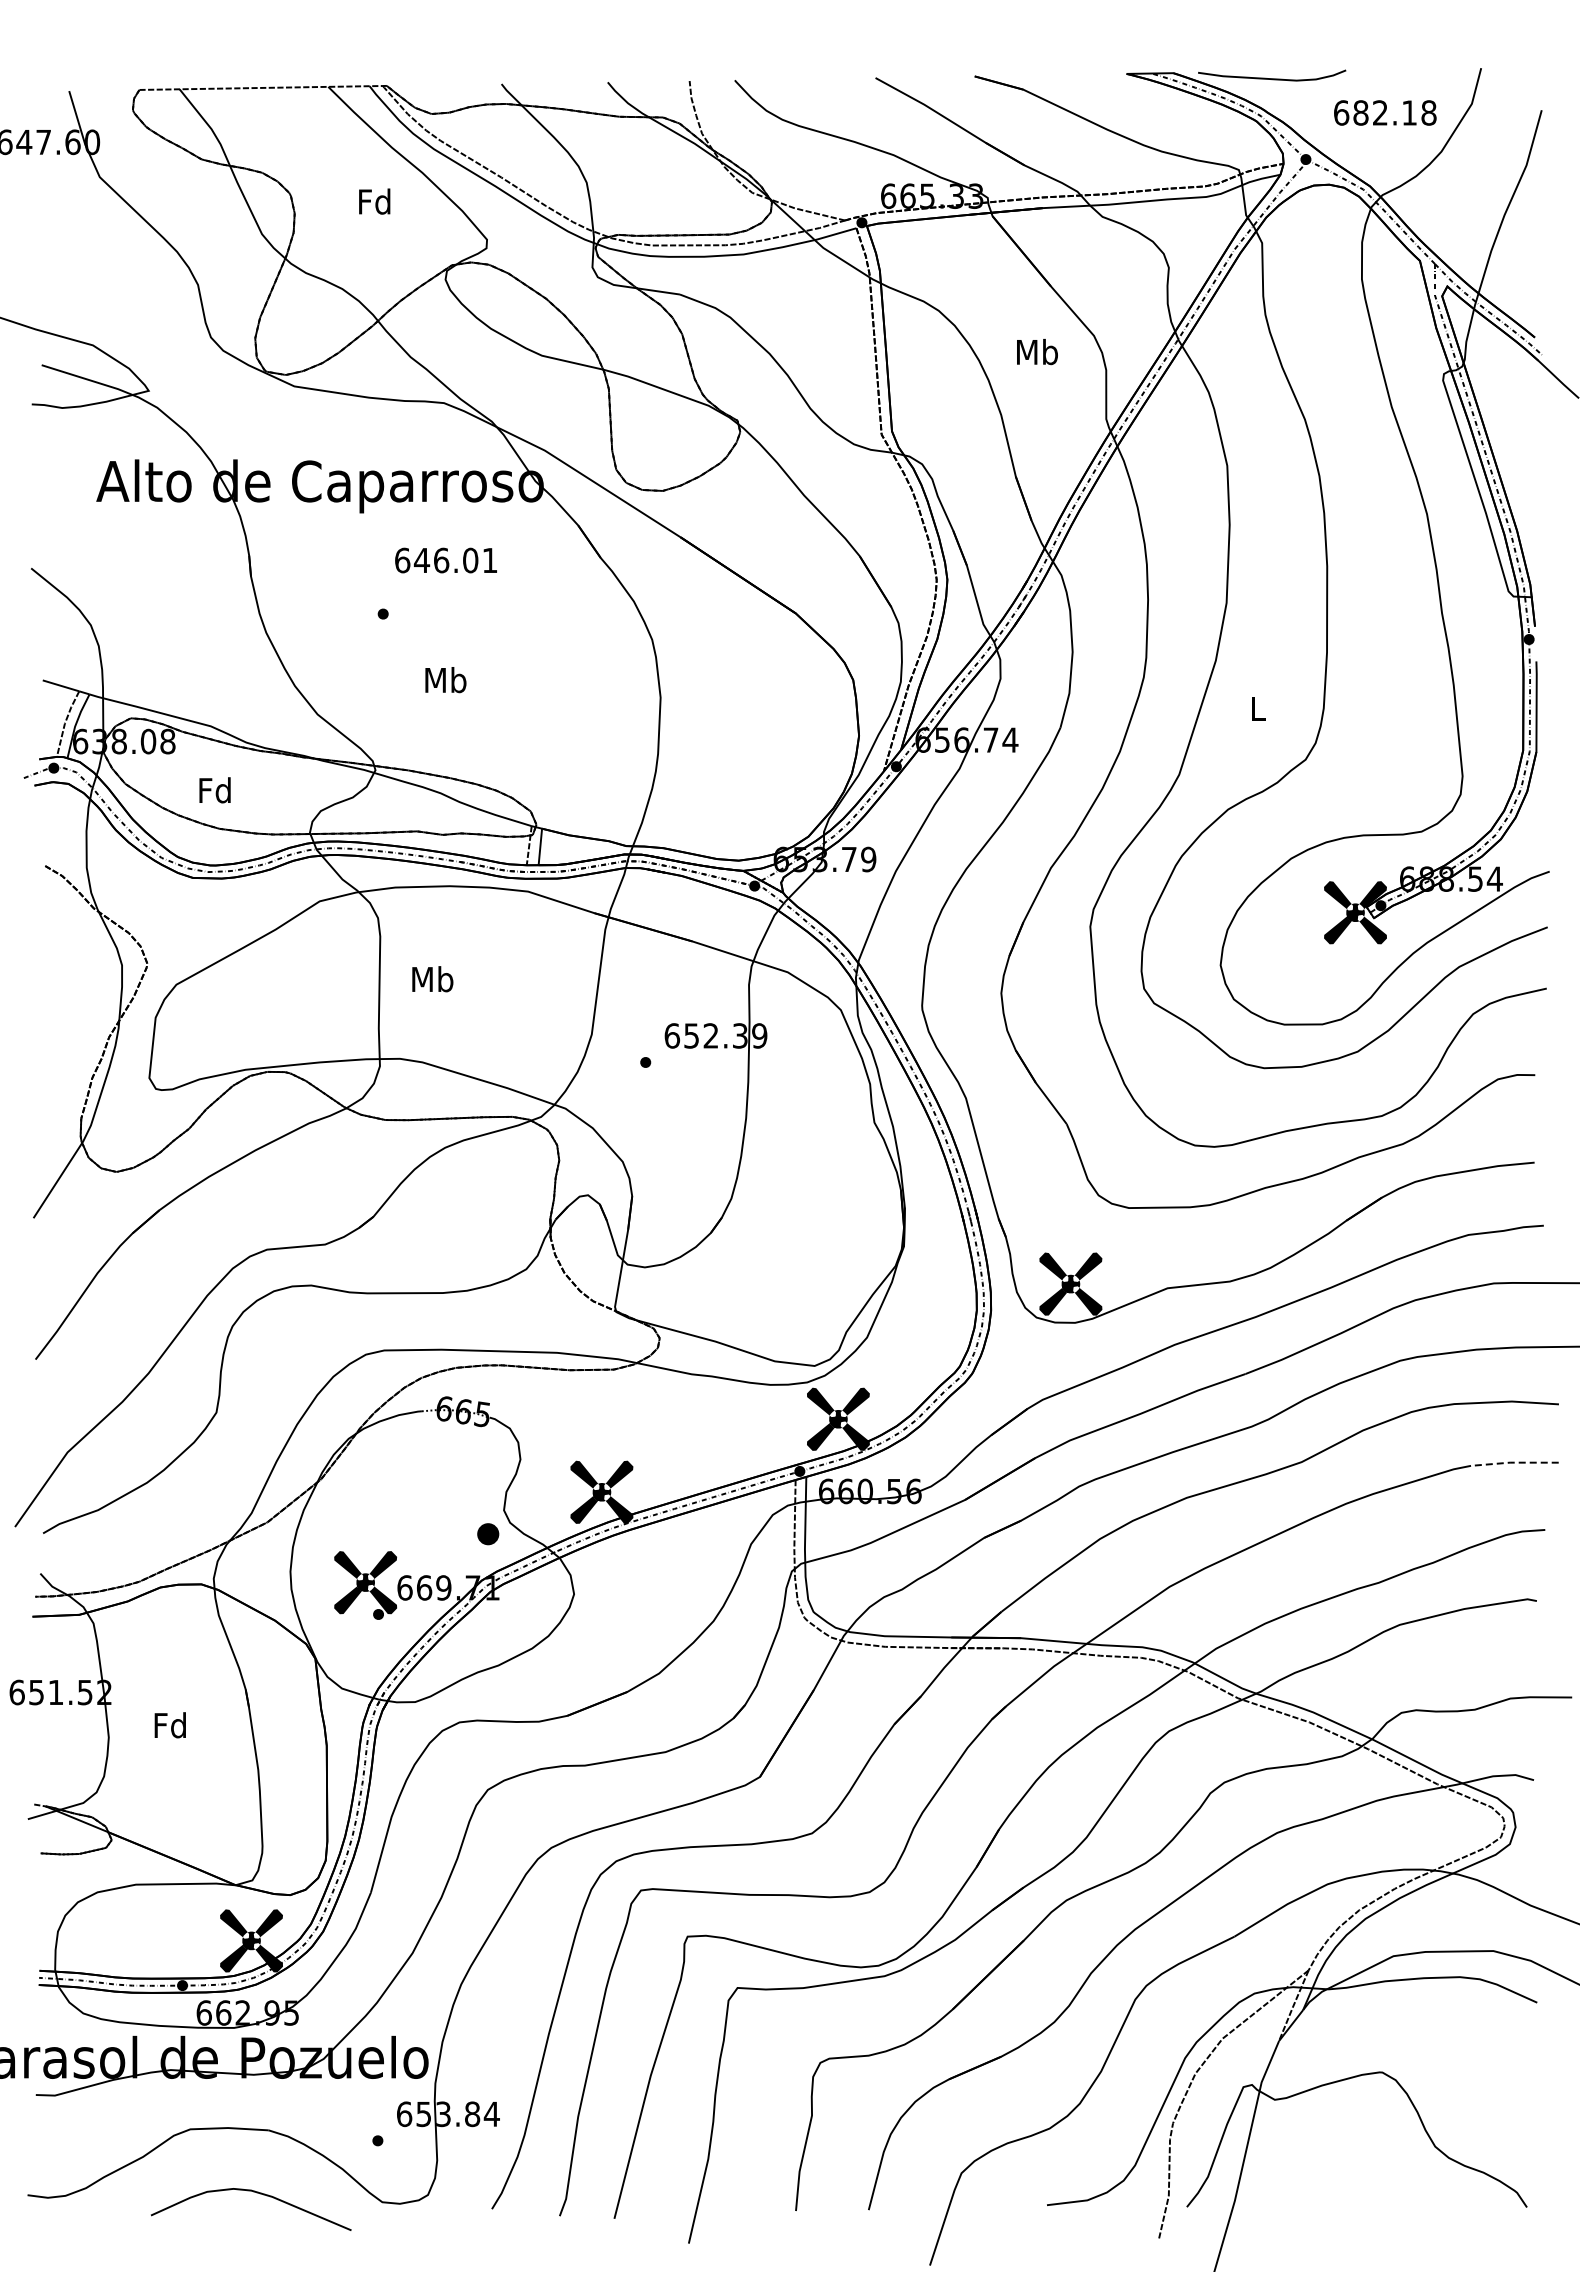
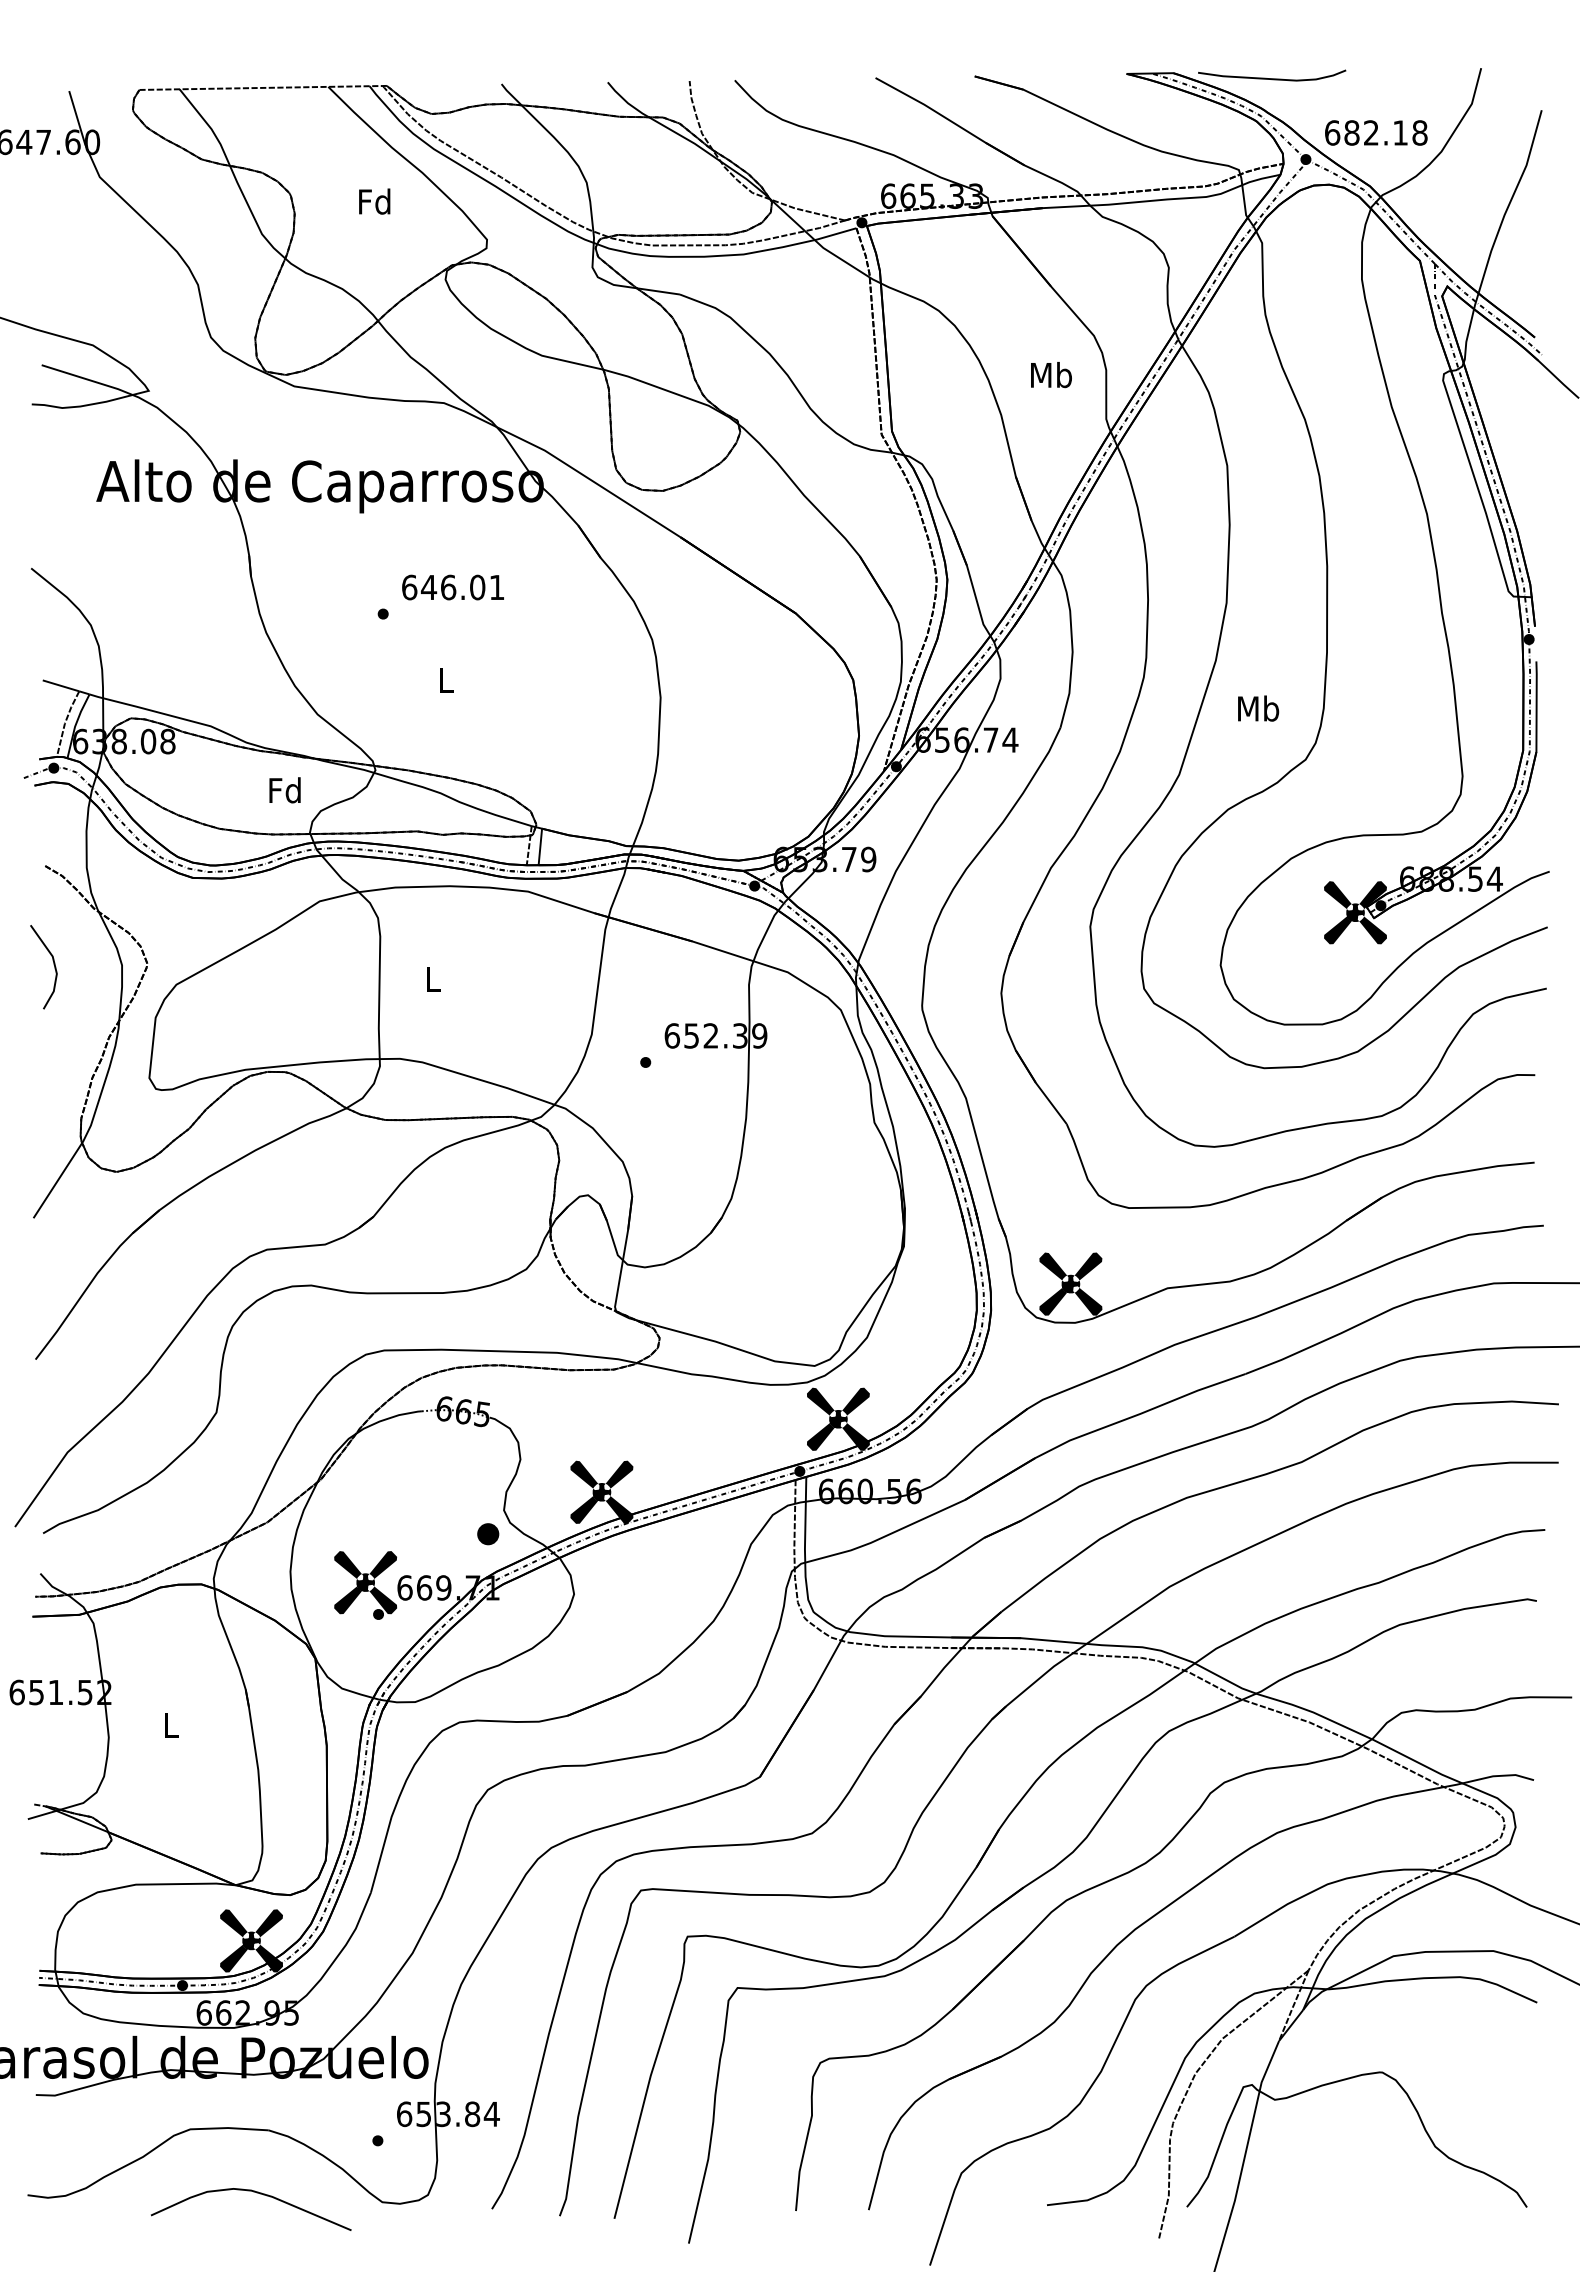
text position: (1385, 112) -> (1376, 132) (1376, 132)
text position: (1037, 352) -> (1051, 375) (1051, 375)
text position: (445, 560) -> (452, 587) (452, 587)
text: Mb -> L (445, 680)
text: L -> Mb (1258, 708)
text position: (214, 790) -> (284, 790) (284, 790)
line: none -> present (53, 964)
text: Mb -> L (432, 979)
line: dashed -> solid (1514, 1462)
text: Fd -> L (169, 1725)
